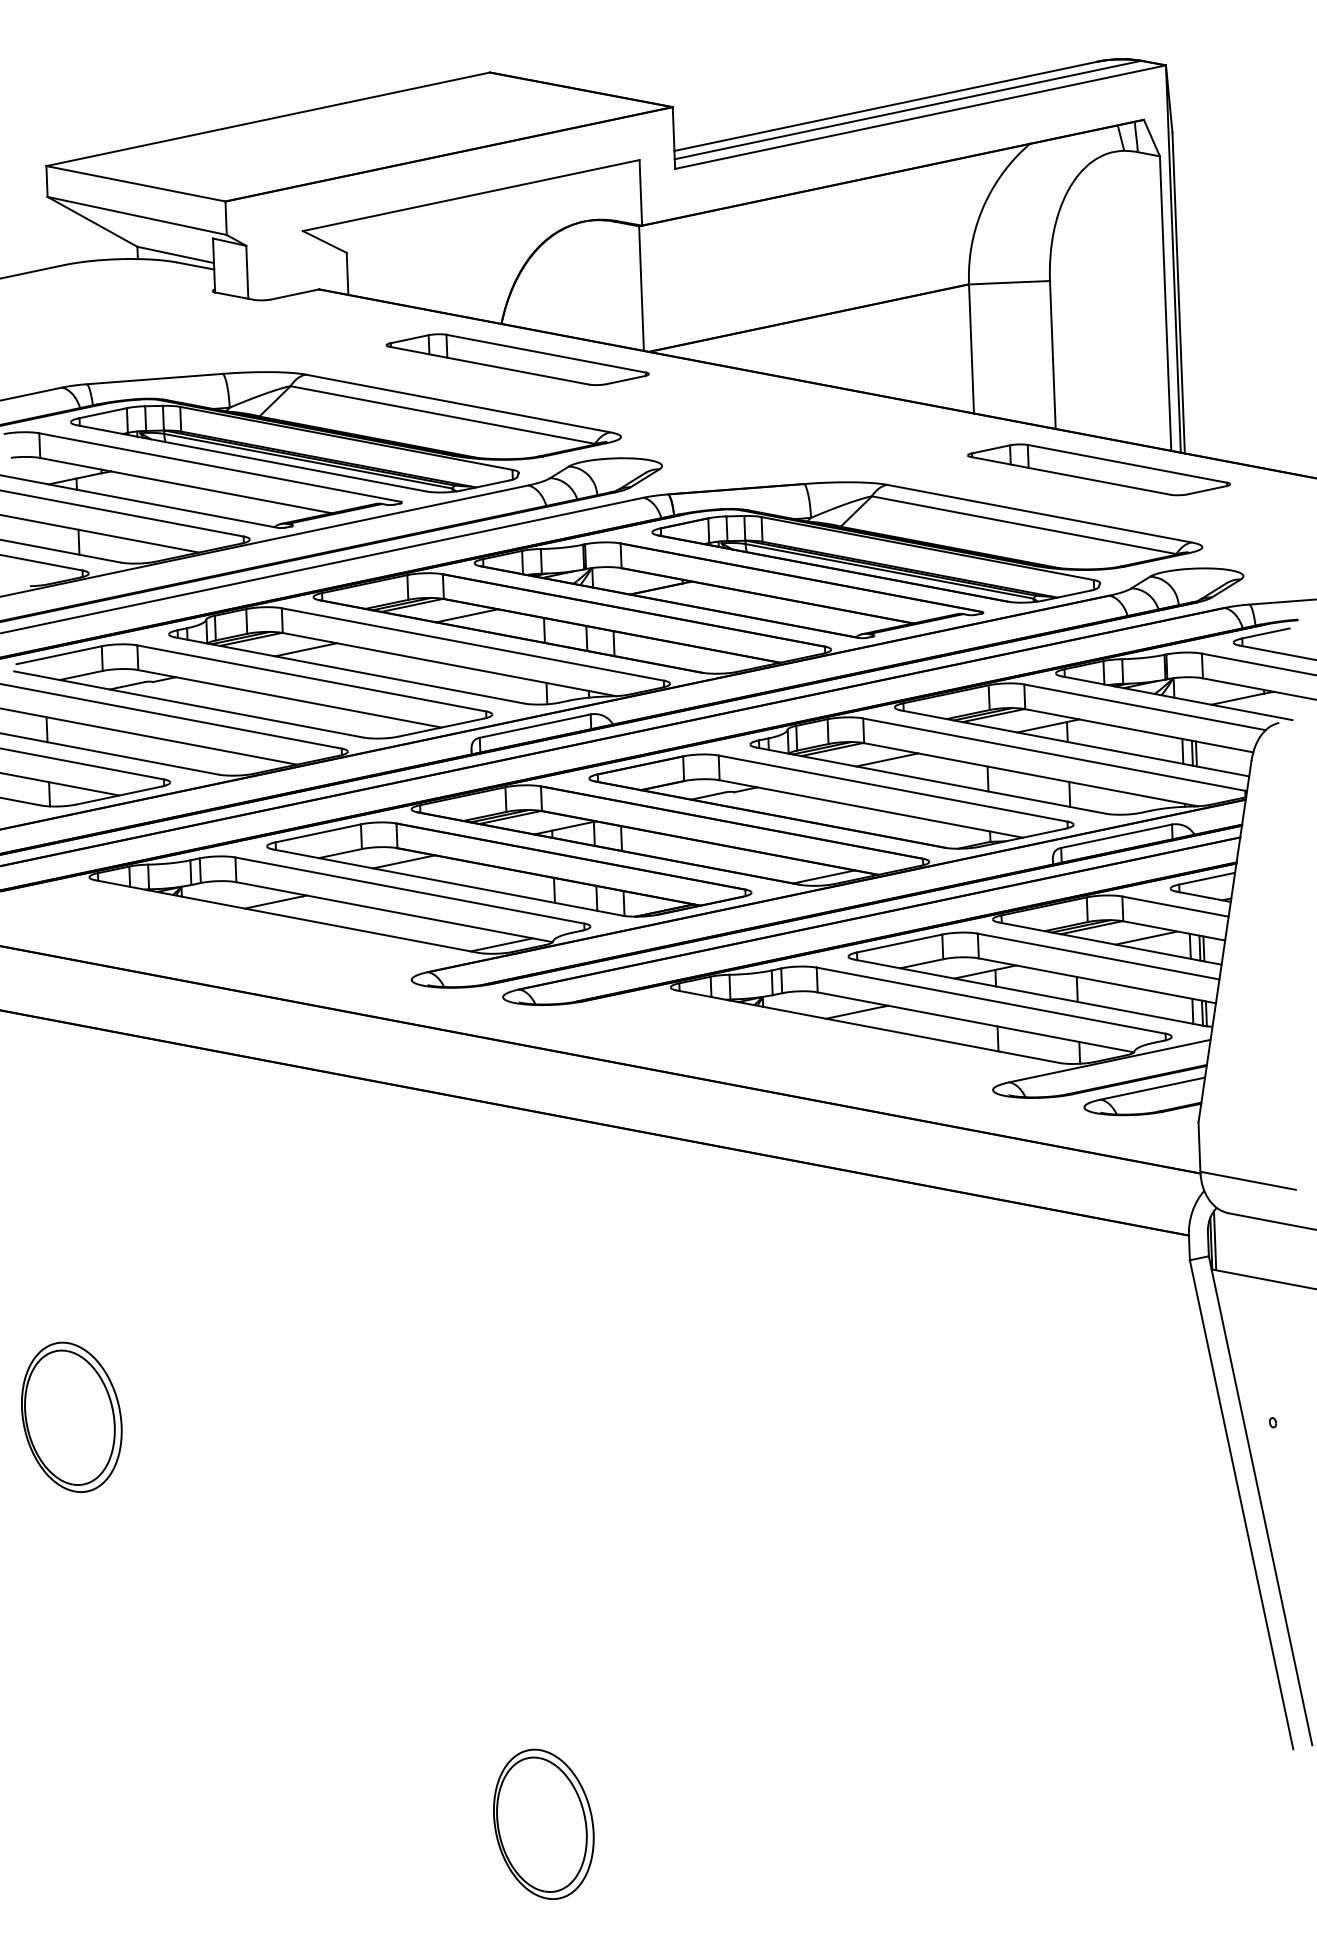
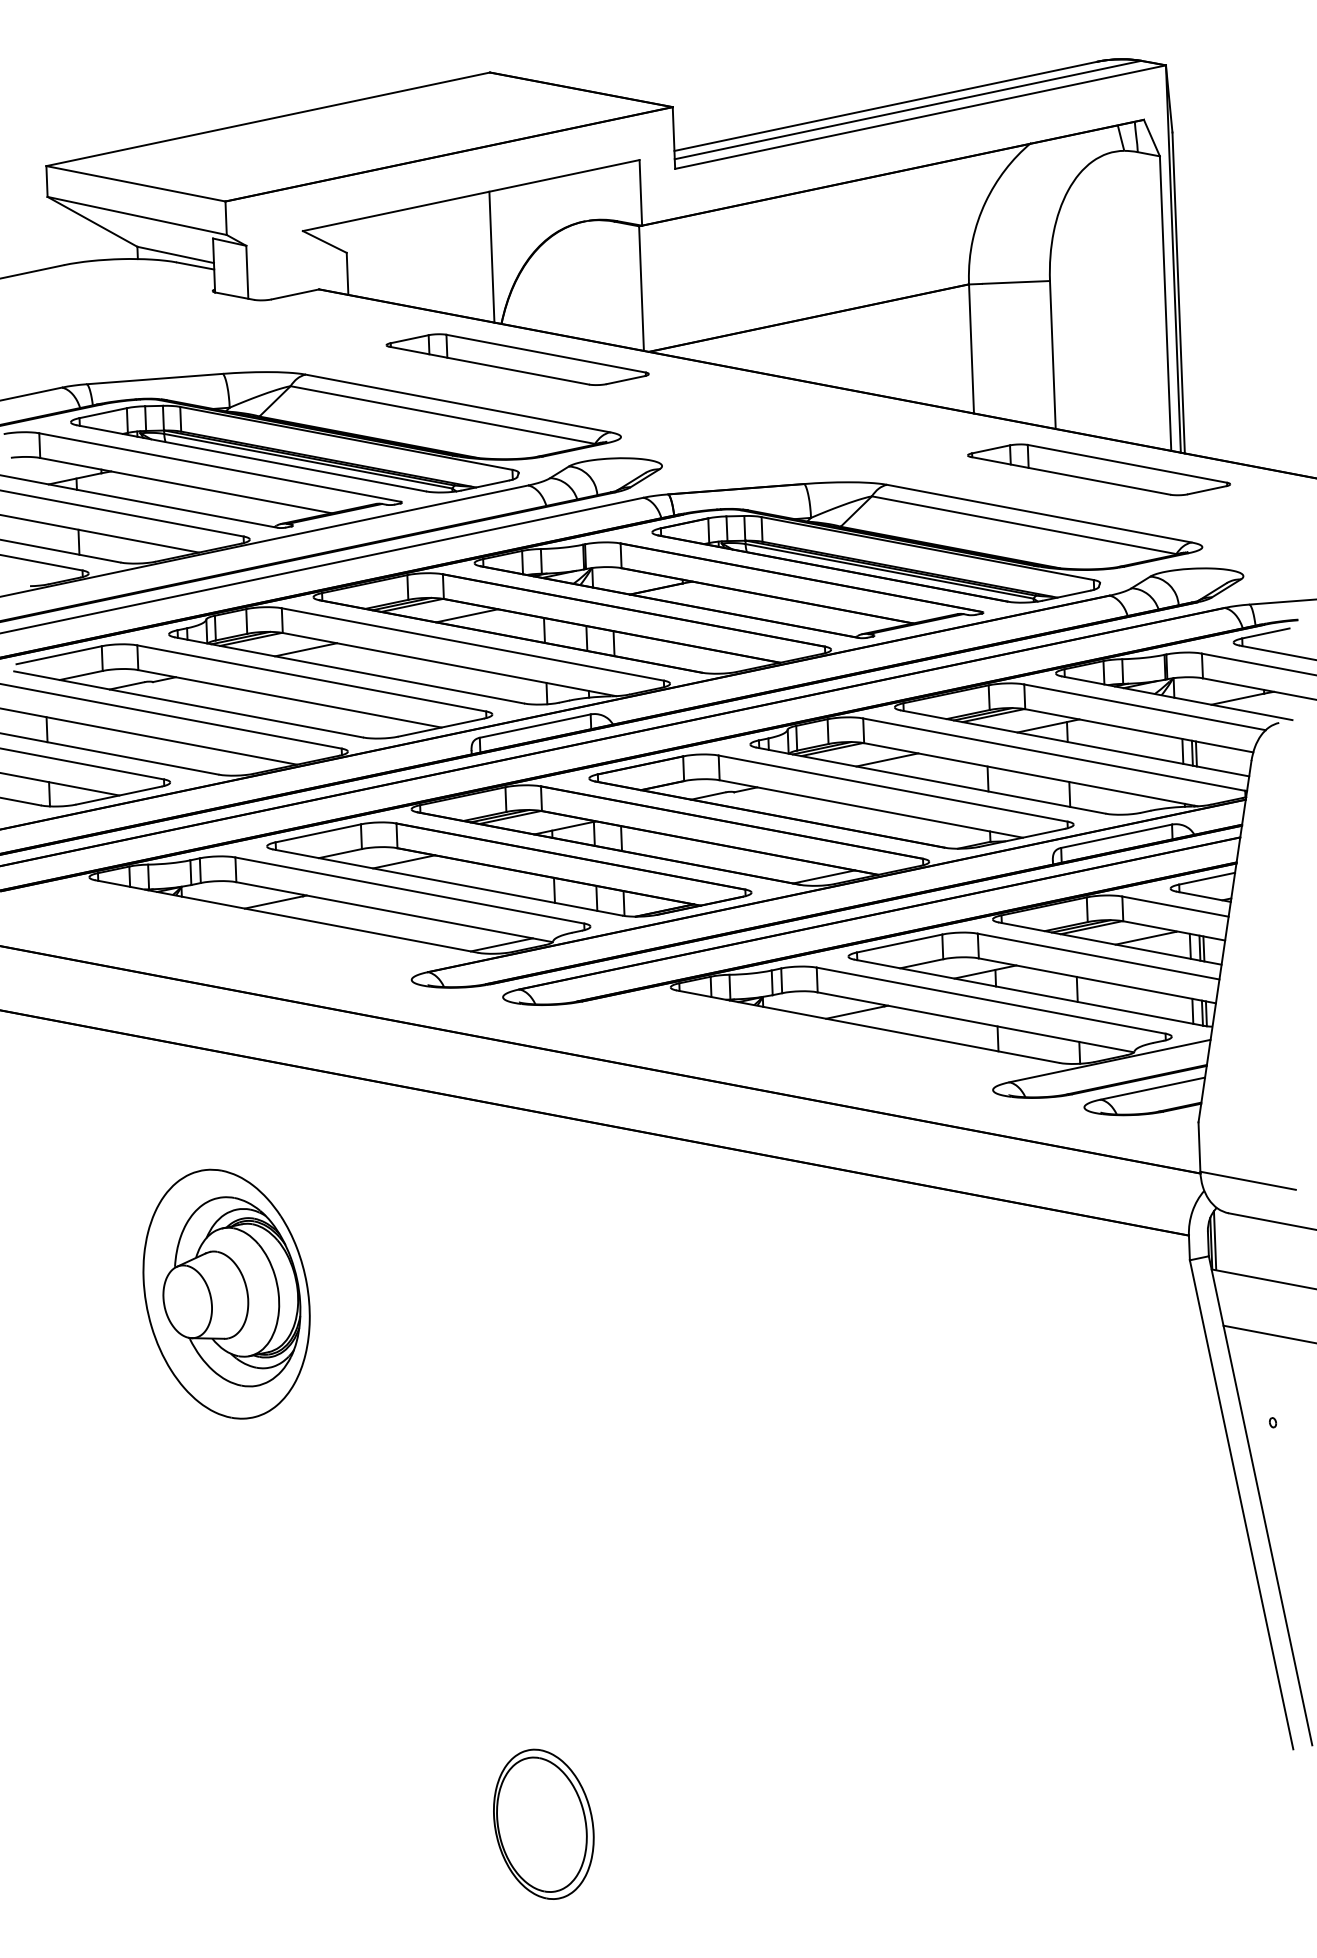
line: none -> present (491, 256)
part: none -> present (226, 1293)
line: none -> present (1268, 1333)
part: present -> none (71, 1416)
